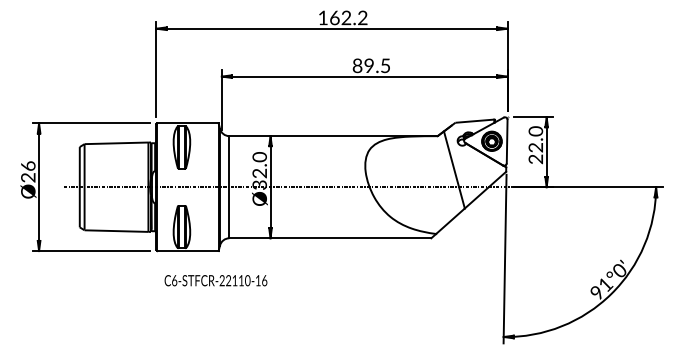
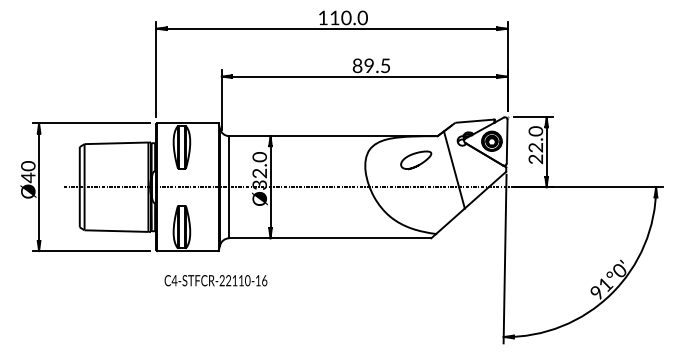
text: 162.2 -> 110.0 (348, 17)
curve: none -> present (417, 164)
text: Ø26 -> Ø40 (28, 172)
text: C6-STFCR-22110-16 -> C4-STFCR-22110-16 (174, 280)
